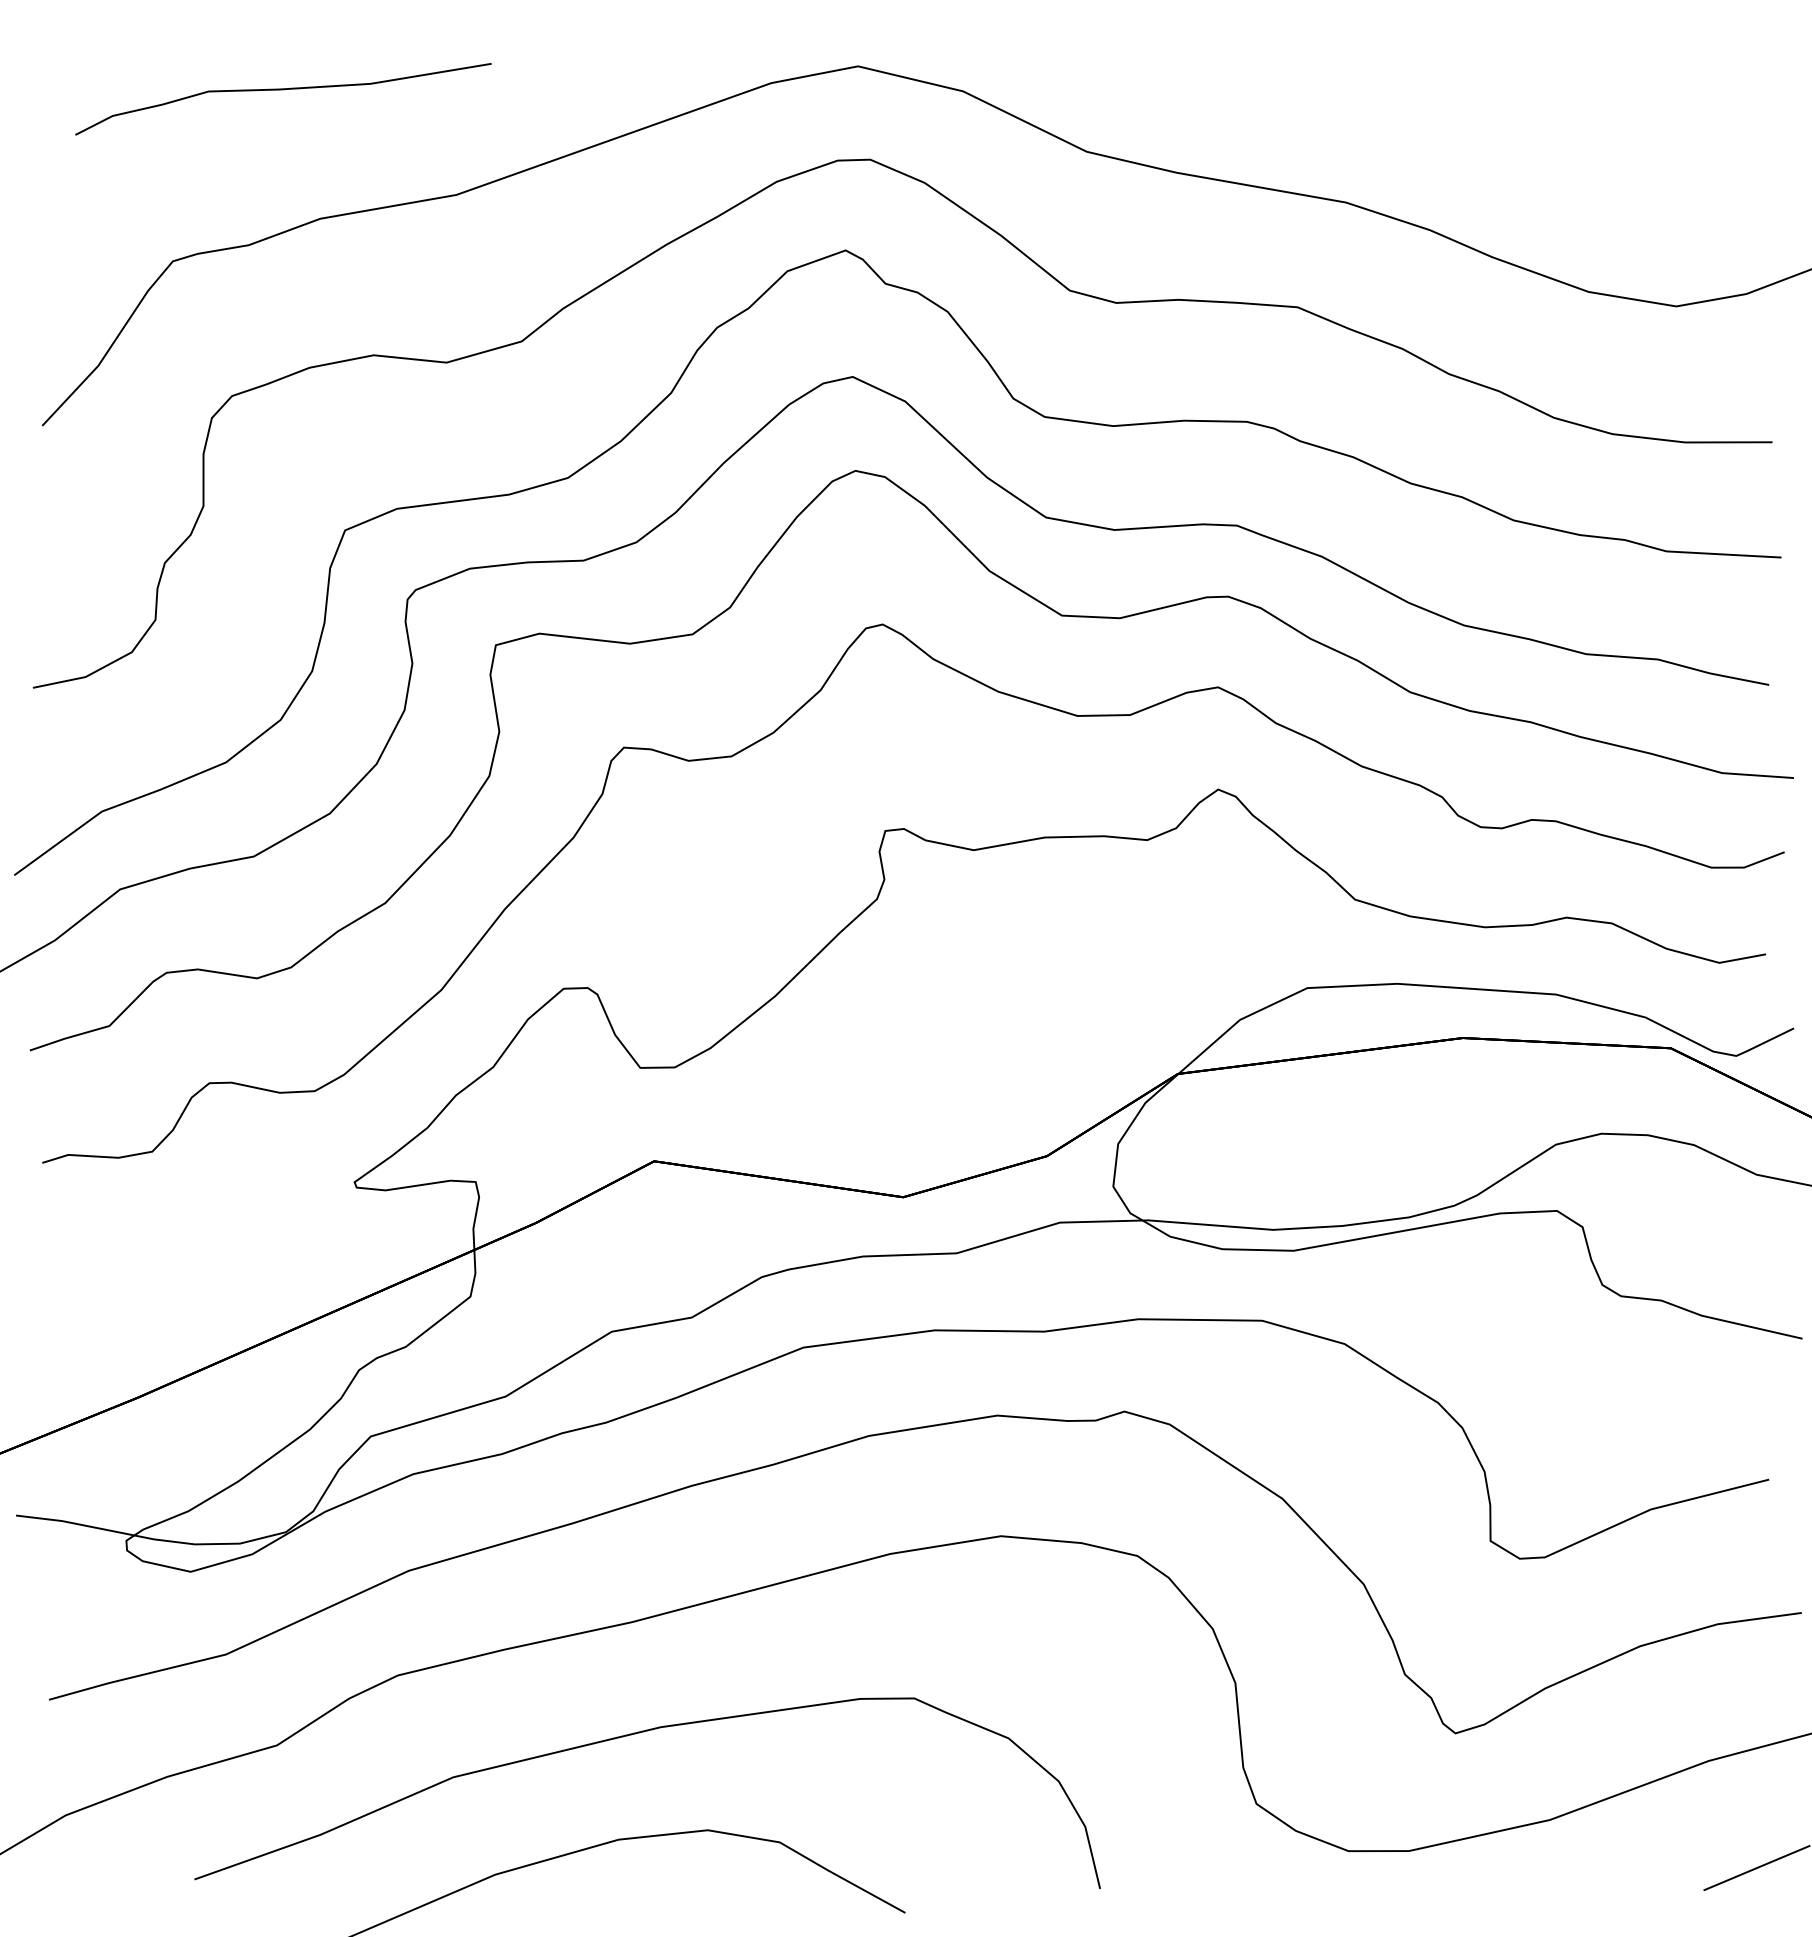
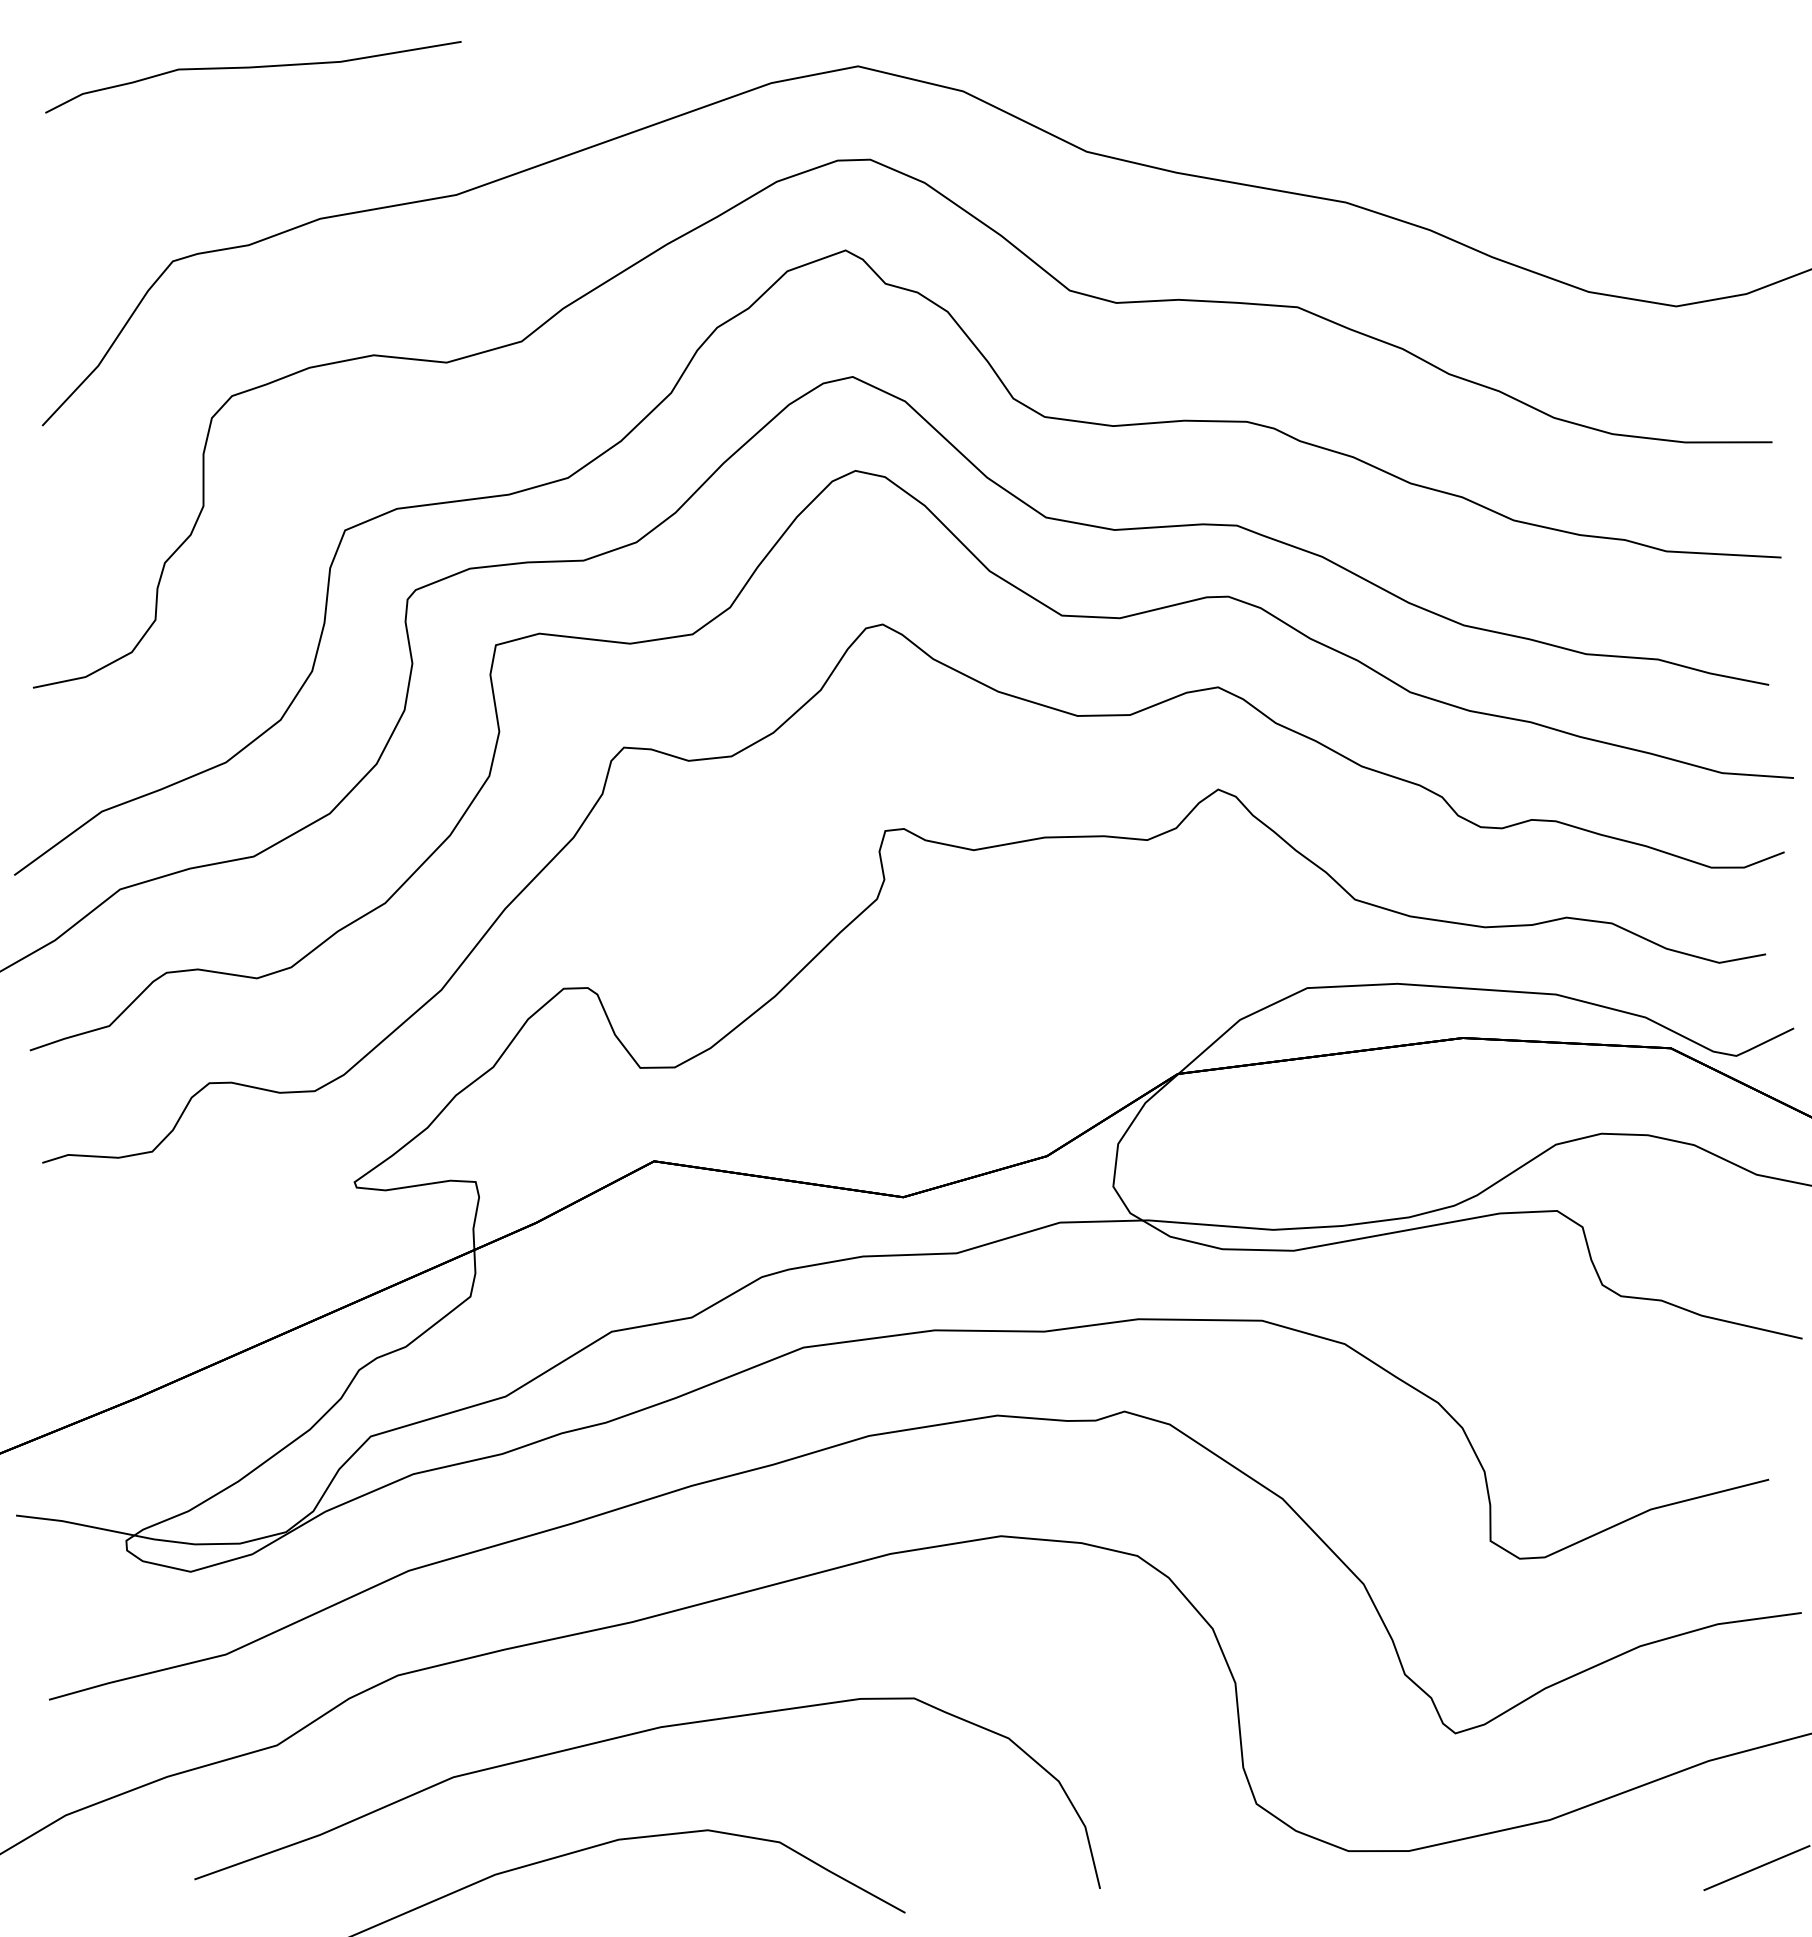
curve position: (283, 90) -> (253, 68) (253, 68)
